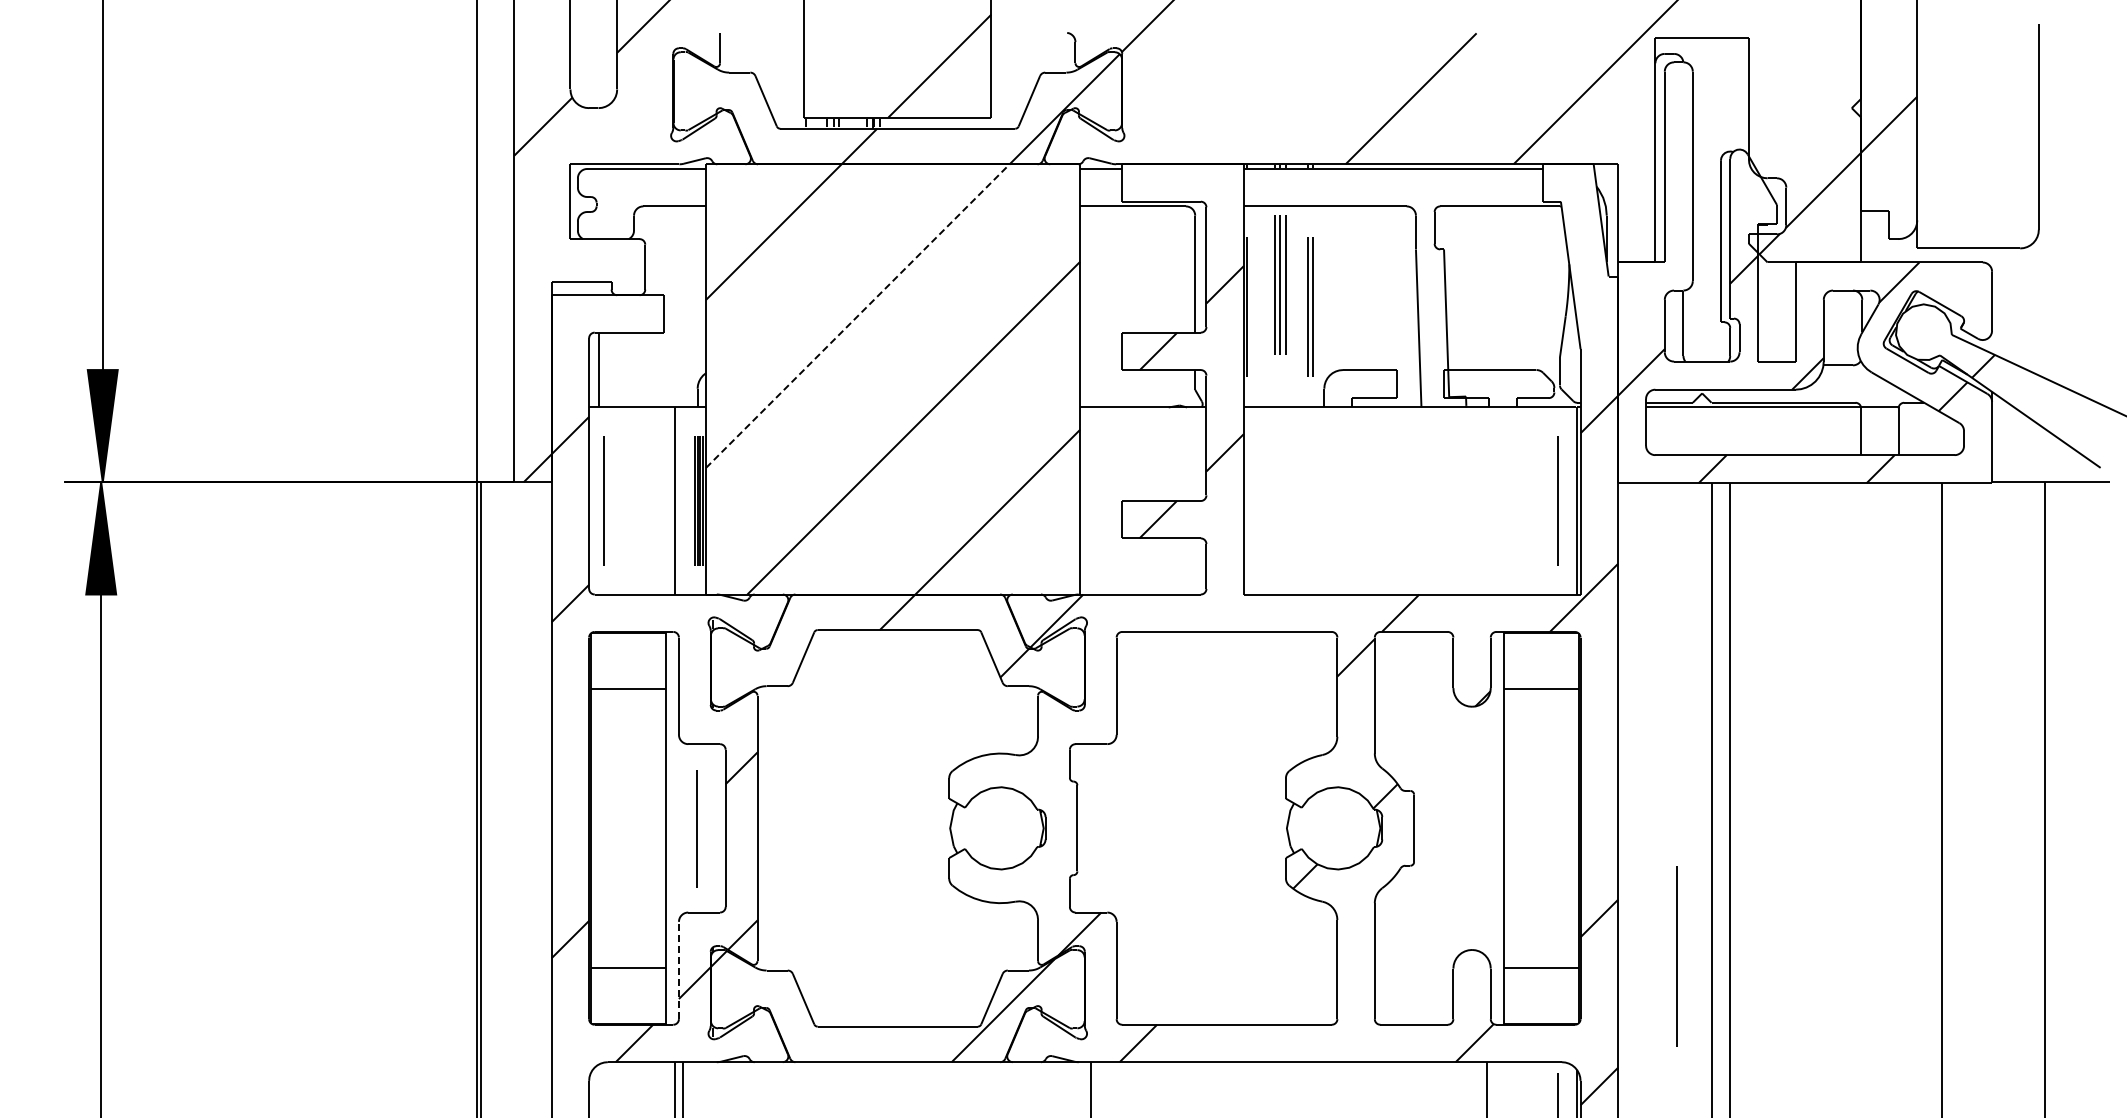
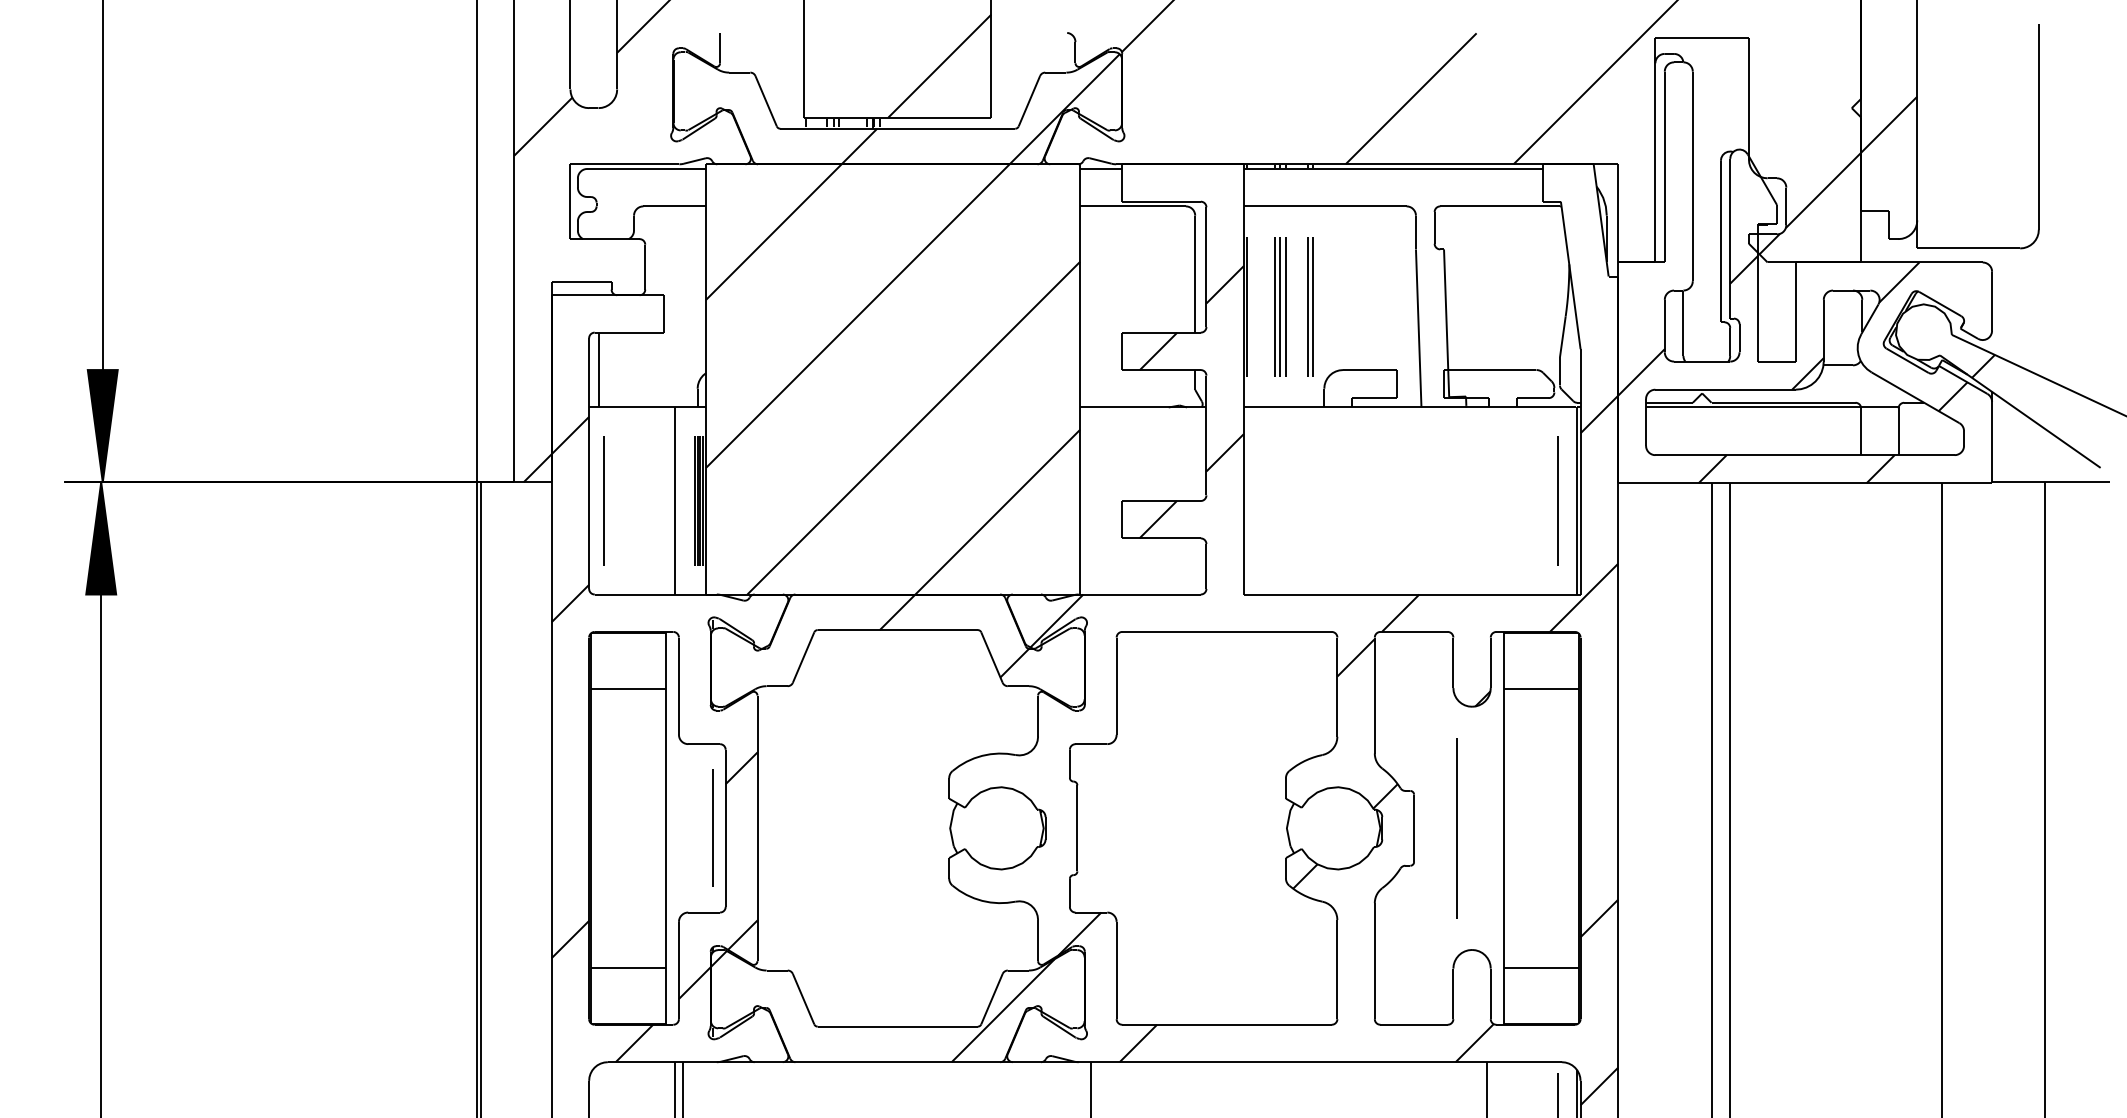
part position: (1280, 284) -> (1280, 306) (1280, 306)
line: dashed -> solid (857, 316)
line position: (696, 828) -> (712, 827) (712, 827)
line position: (1676, 956) -> (1456, 828) (1456, 828)
line: dashed -> solid (678, 970)
